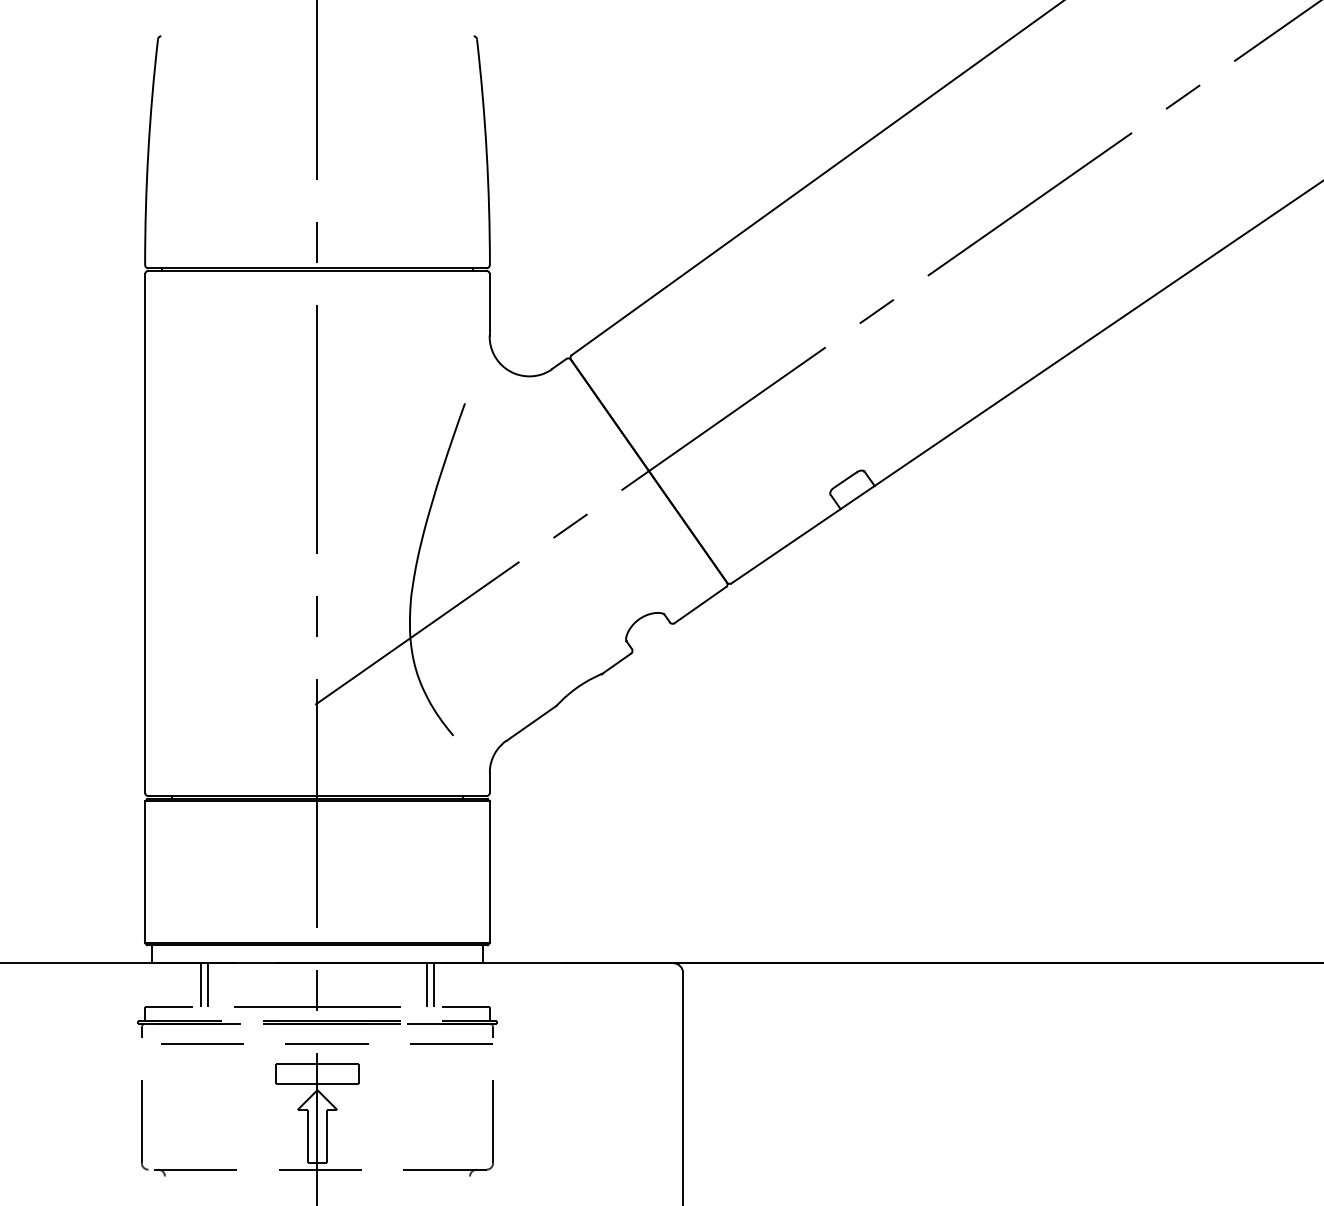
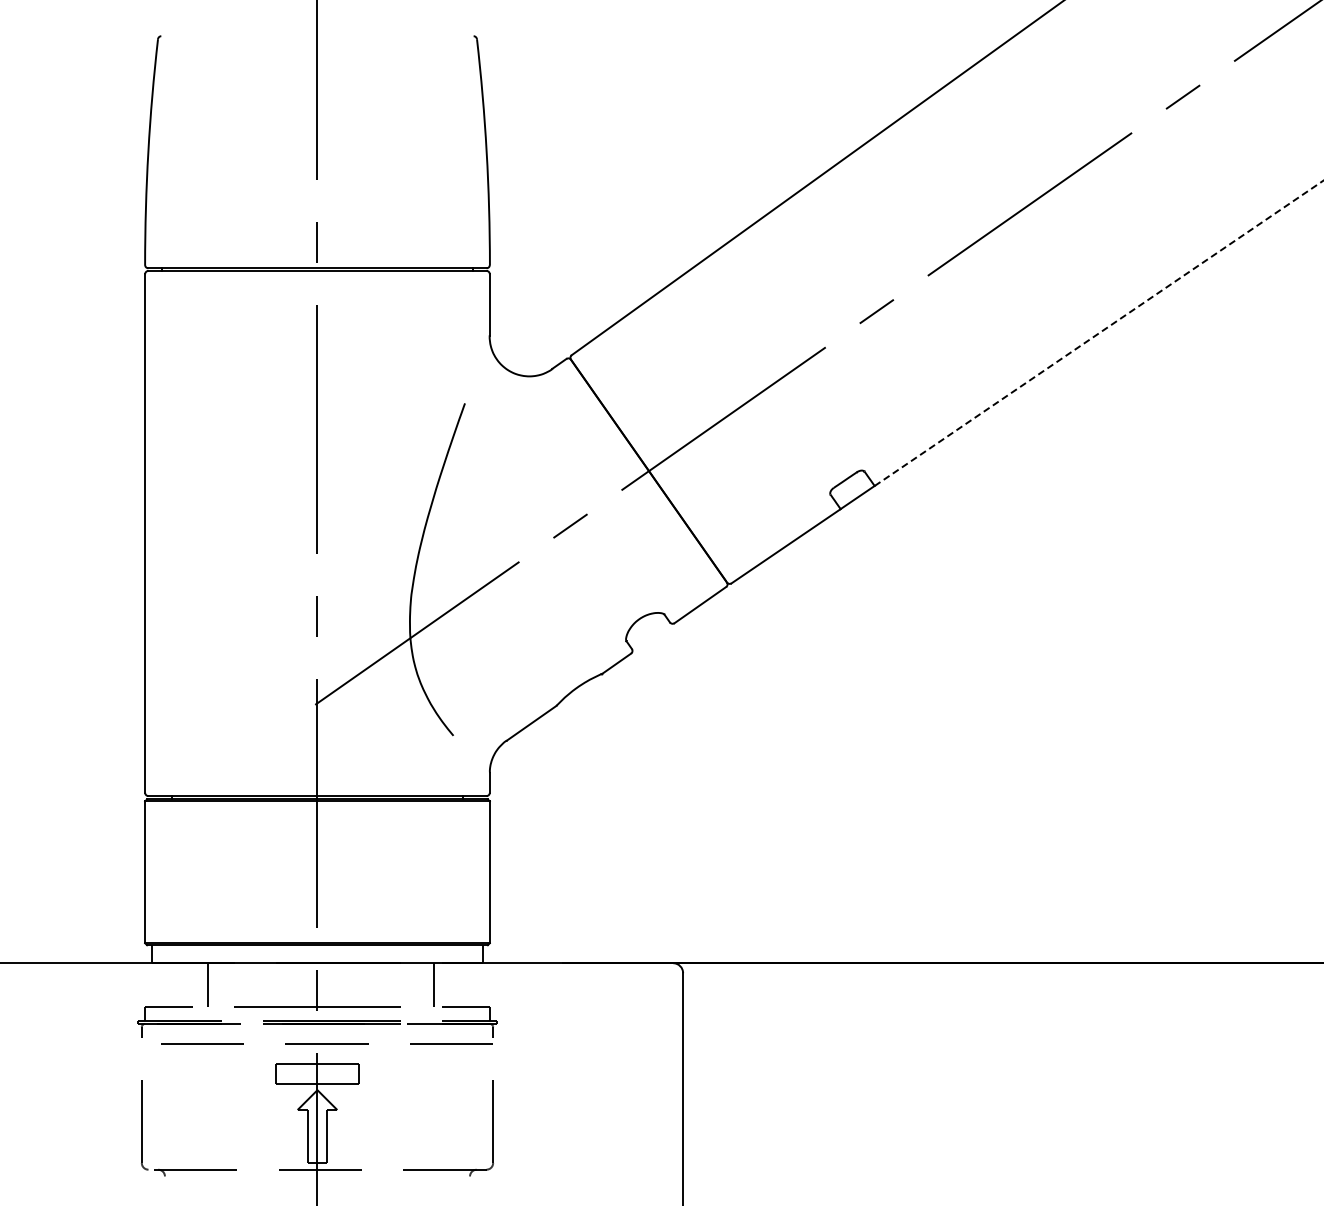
line: solid -> dashed (1099, 333)
line: present -> none (201, 985)
line: present -> none (426, 985)
